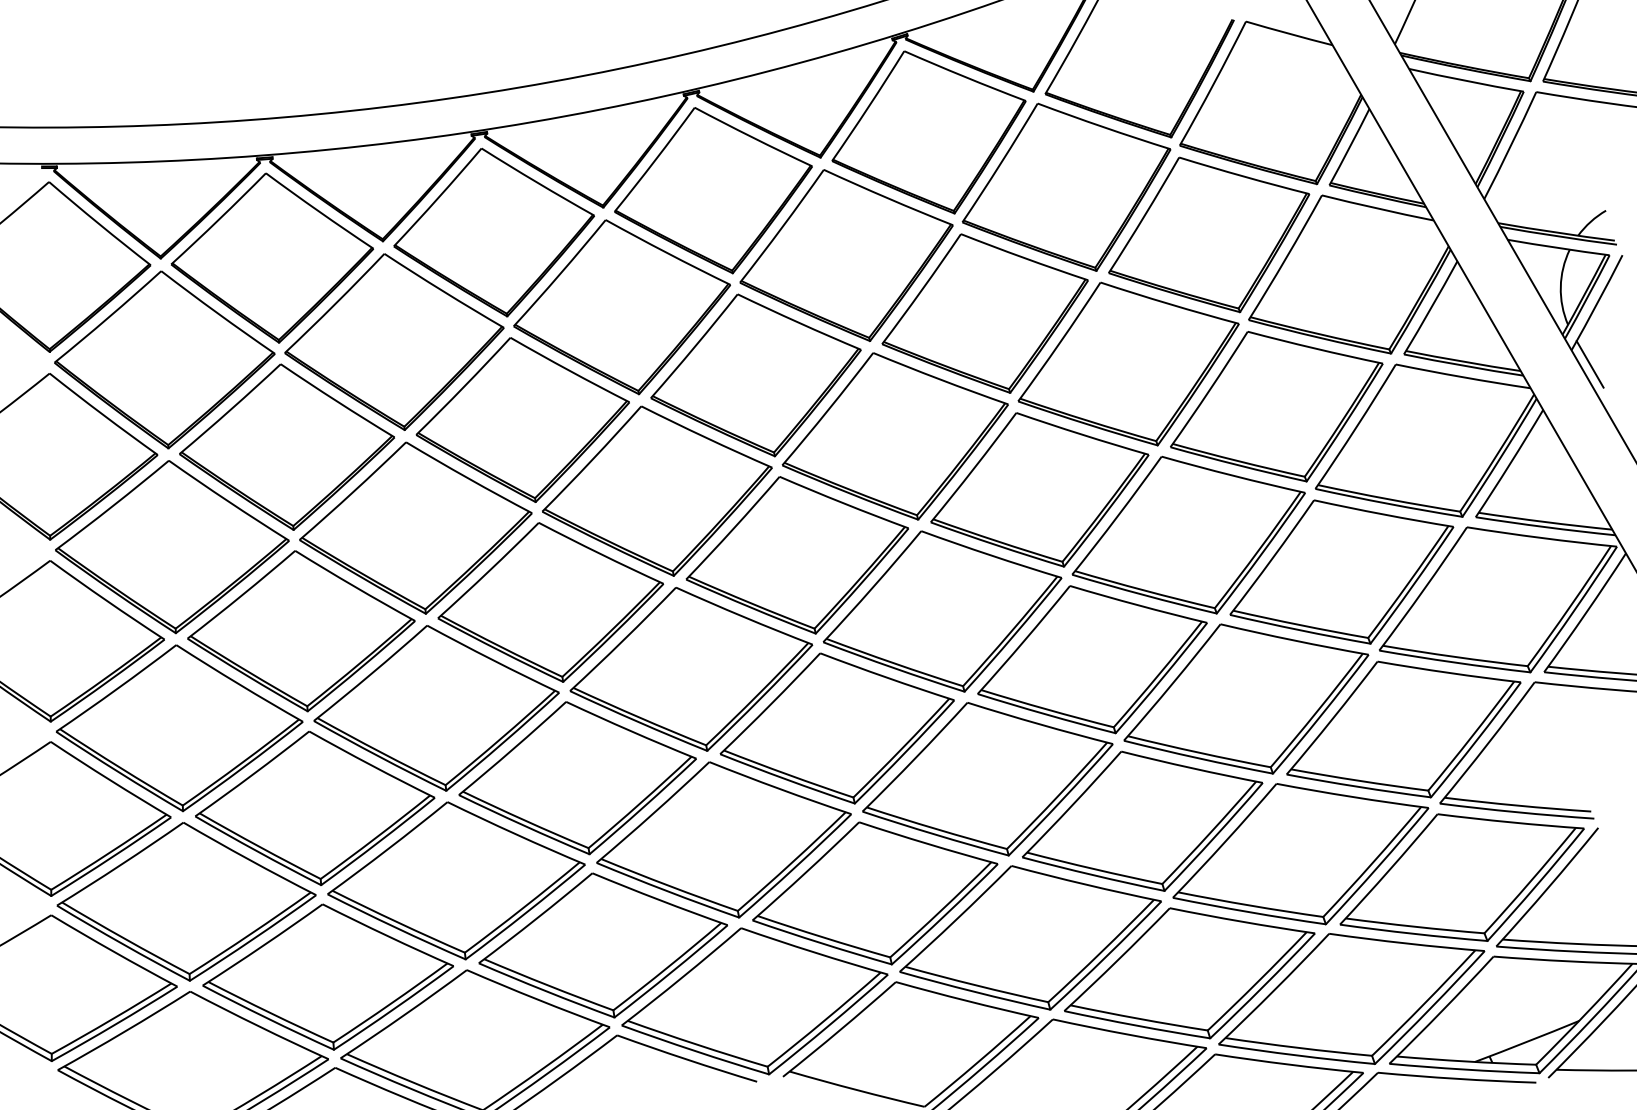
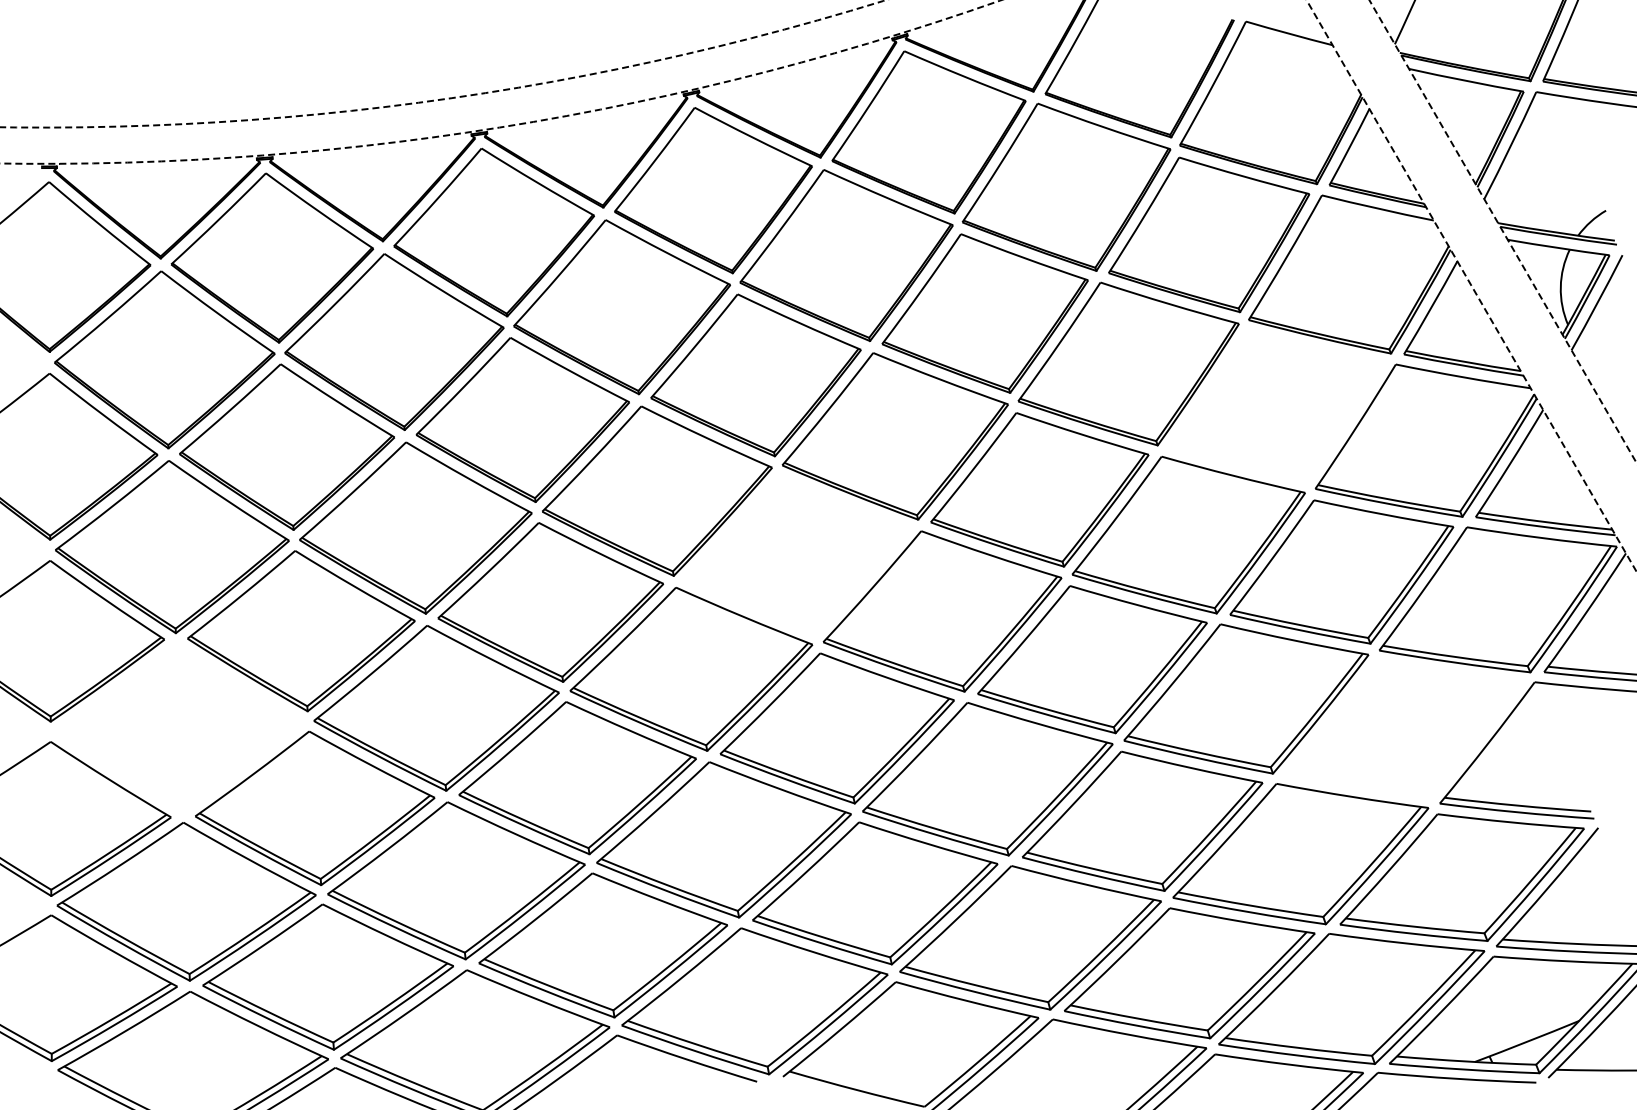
arc: solid -> dashed (451, 98)
arc: solid -> dashed (511, 125)
line: solid -> dashed (1503, 231)
line: solid -> dashed (1471, 285)
line: present -> none (1589, 364)
part: present -> none (1276, 406)
part: present -> none (796, 555)
part: present -> none (179, 728)
part: present -> none (1403, 729)
